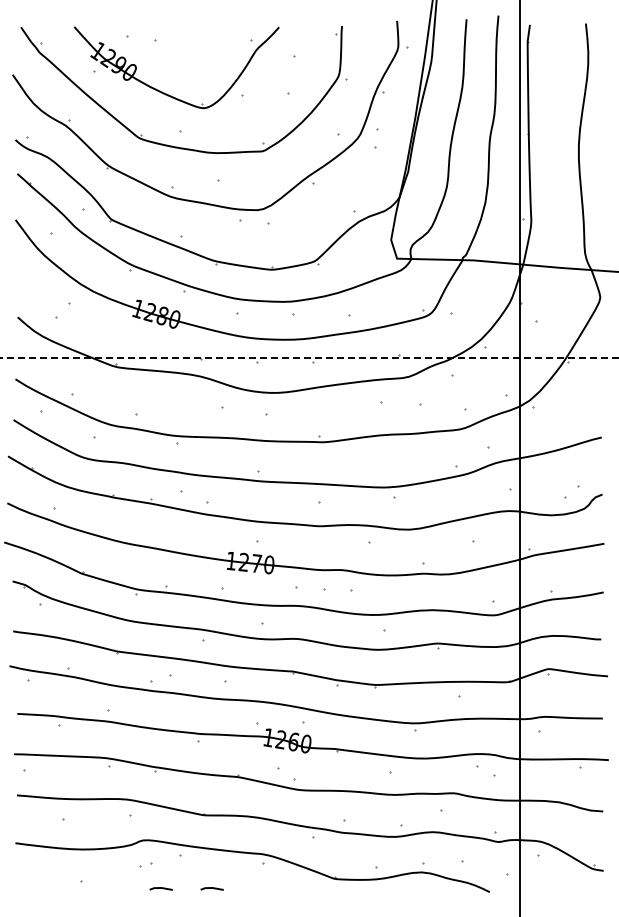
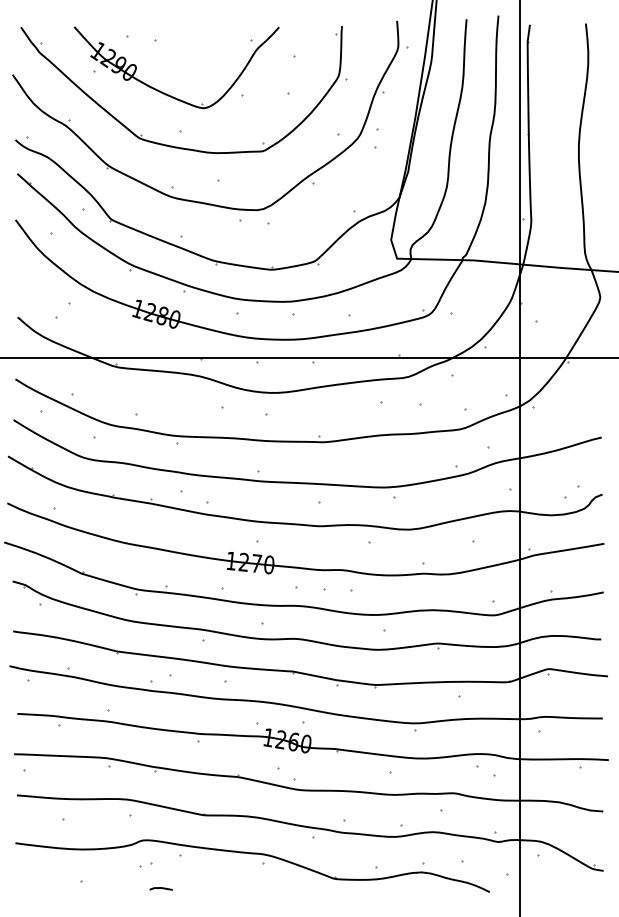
line: dashed -> solid (309, 357)
line: present -> none (211, 888)
